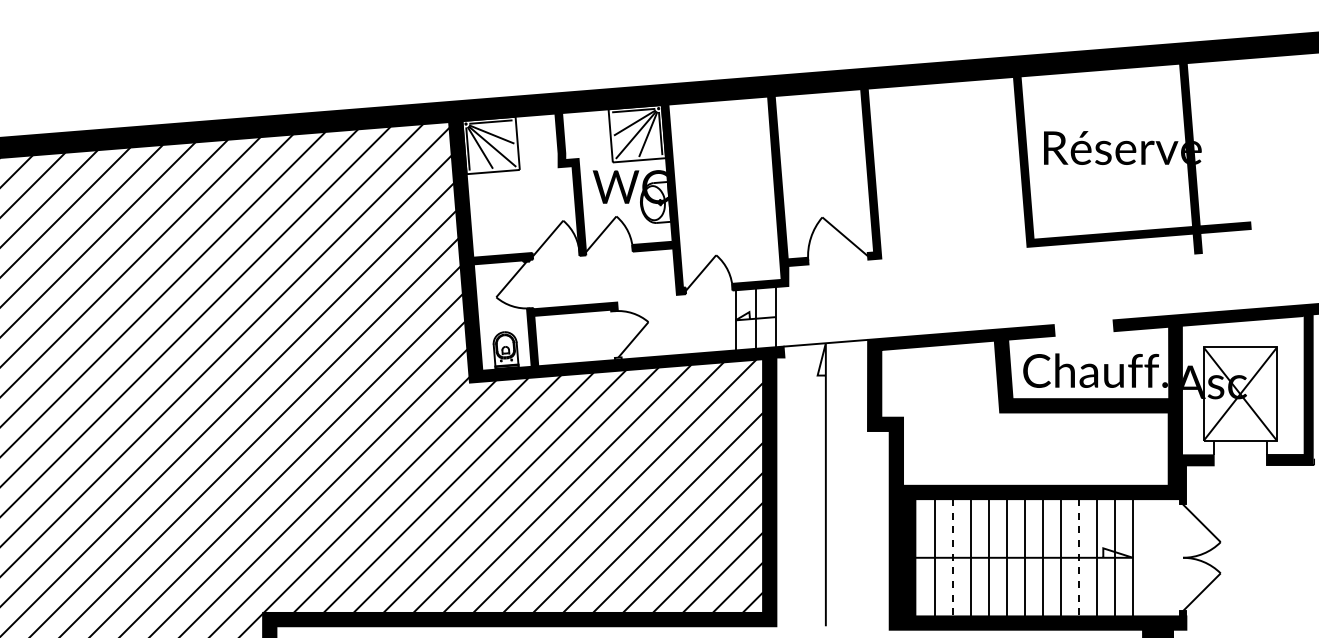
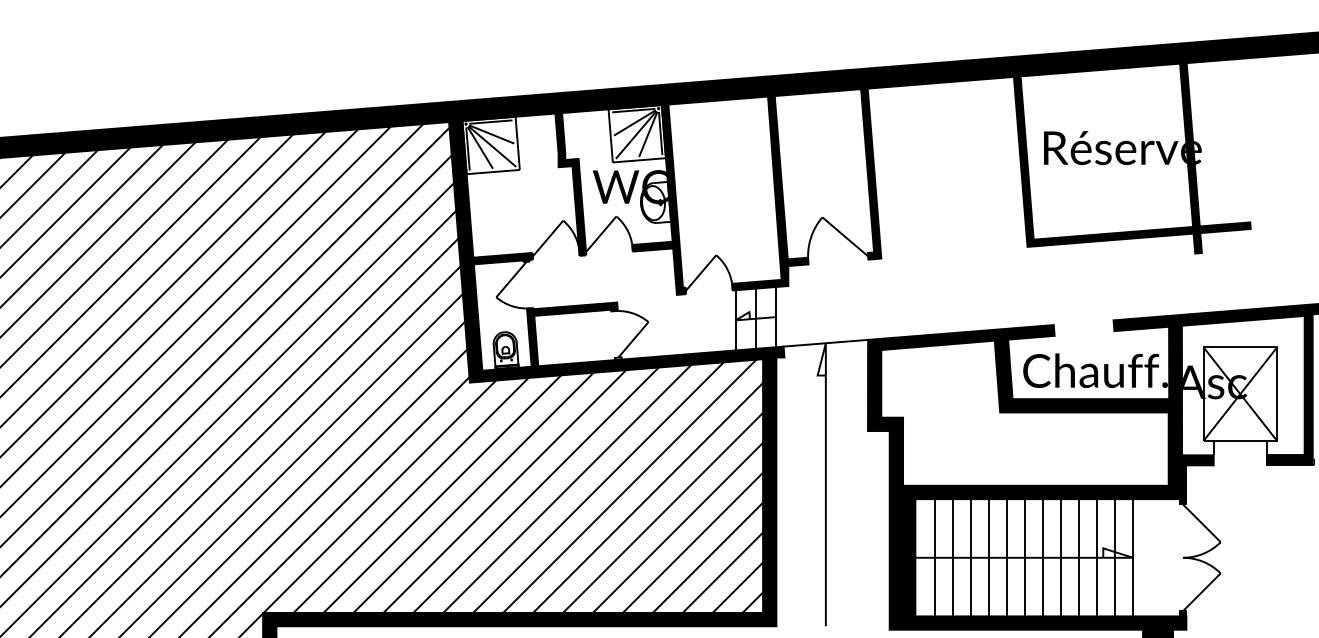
line: dashed -> solid (953, 557)
line: dashed -> solid (1079, 557)
